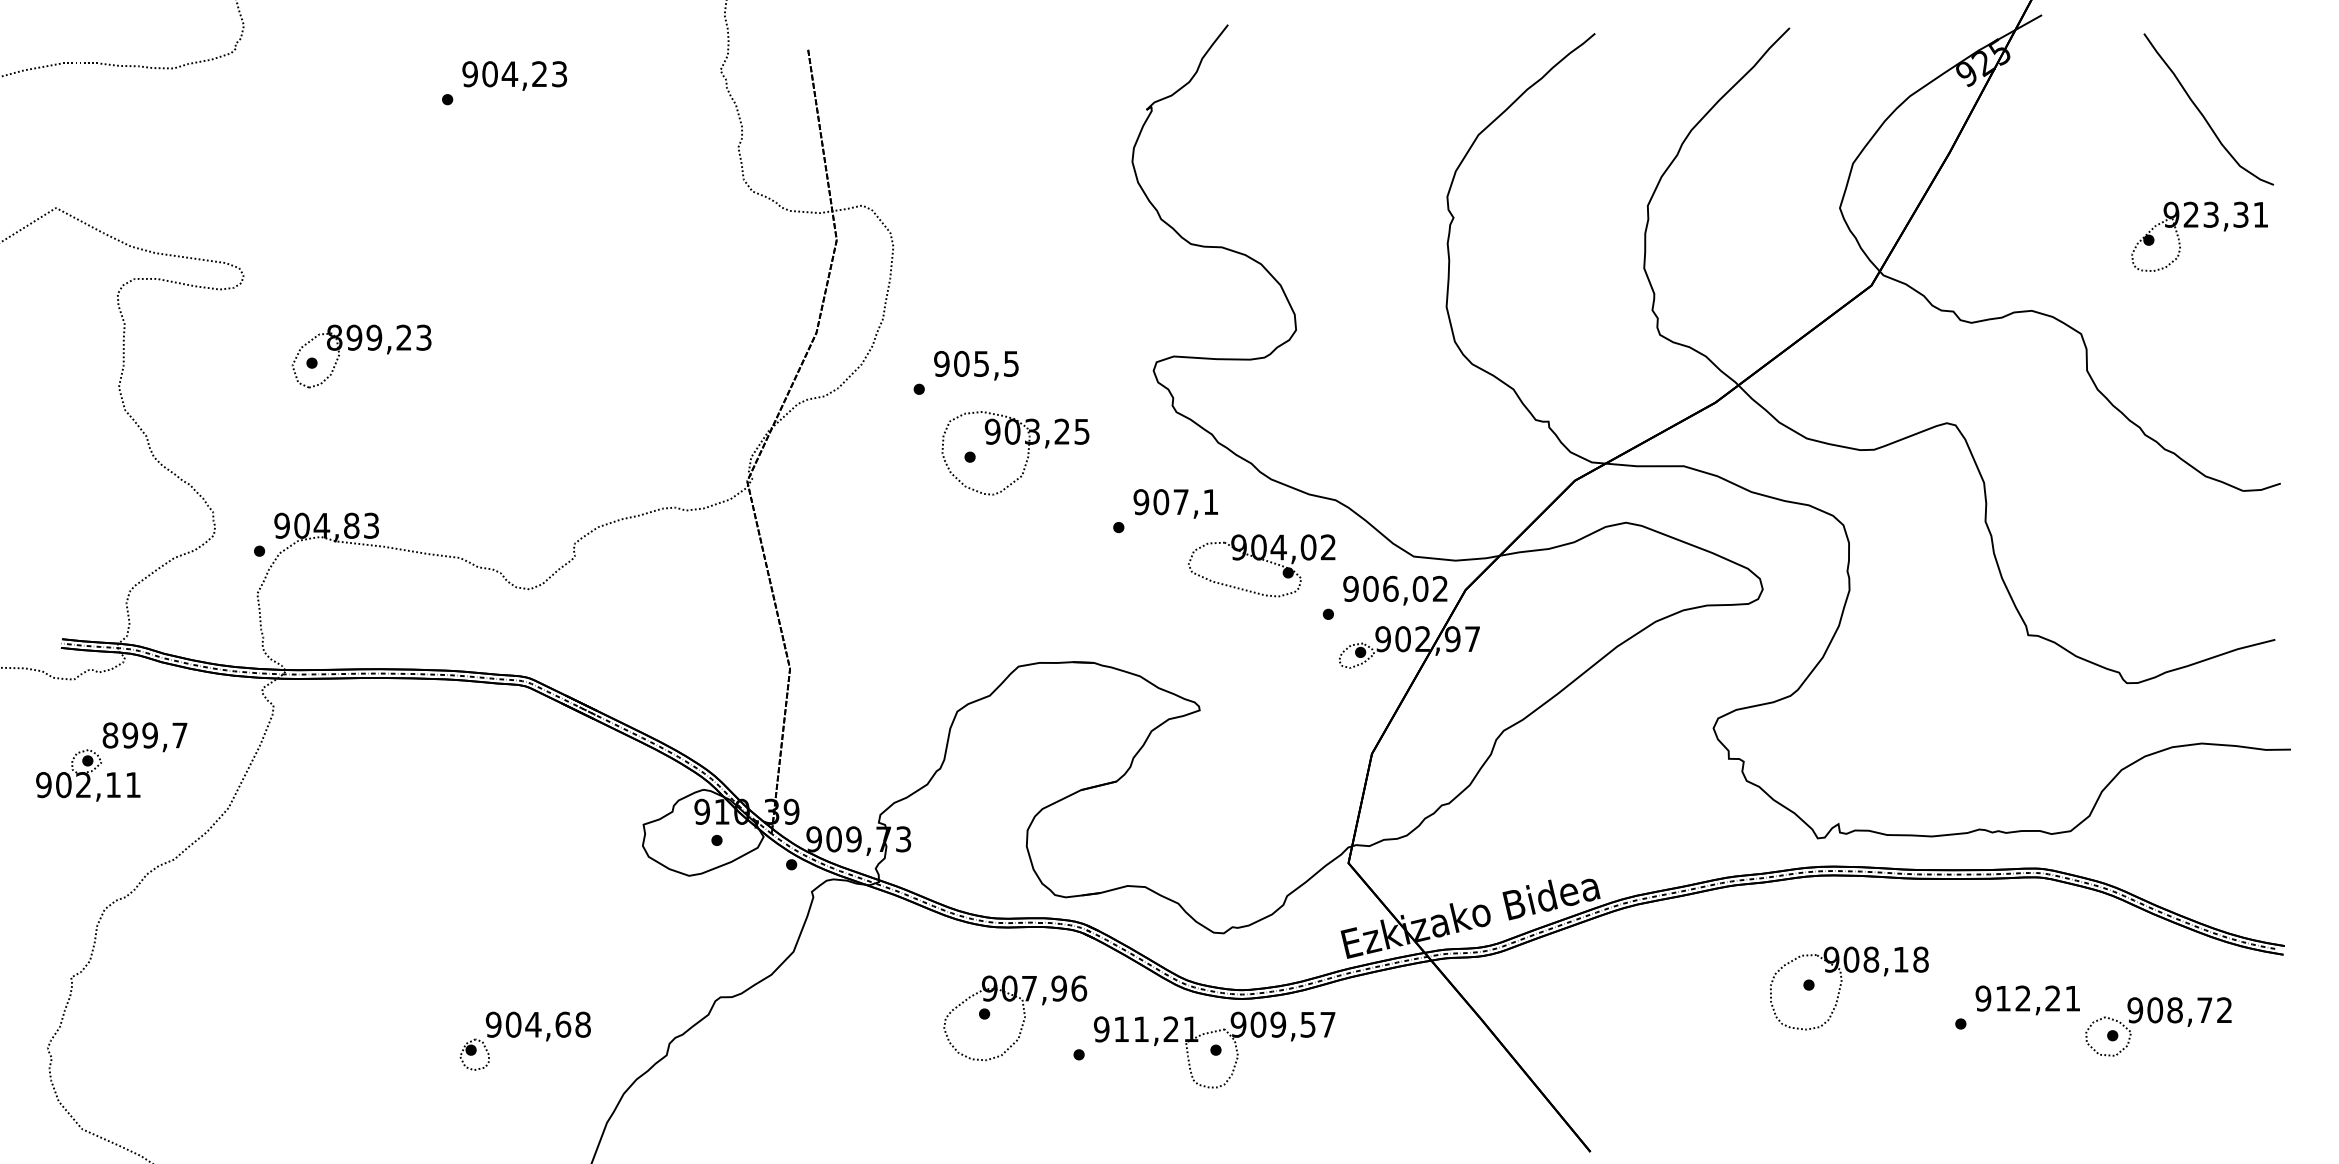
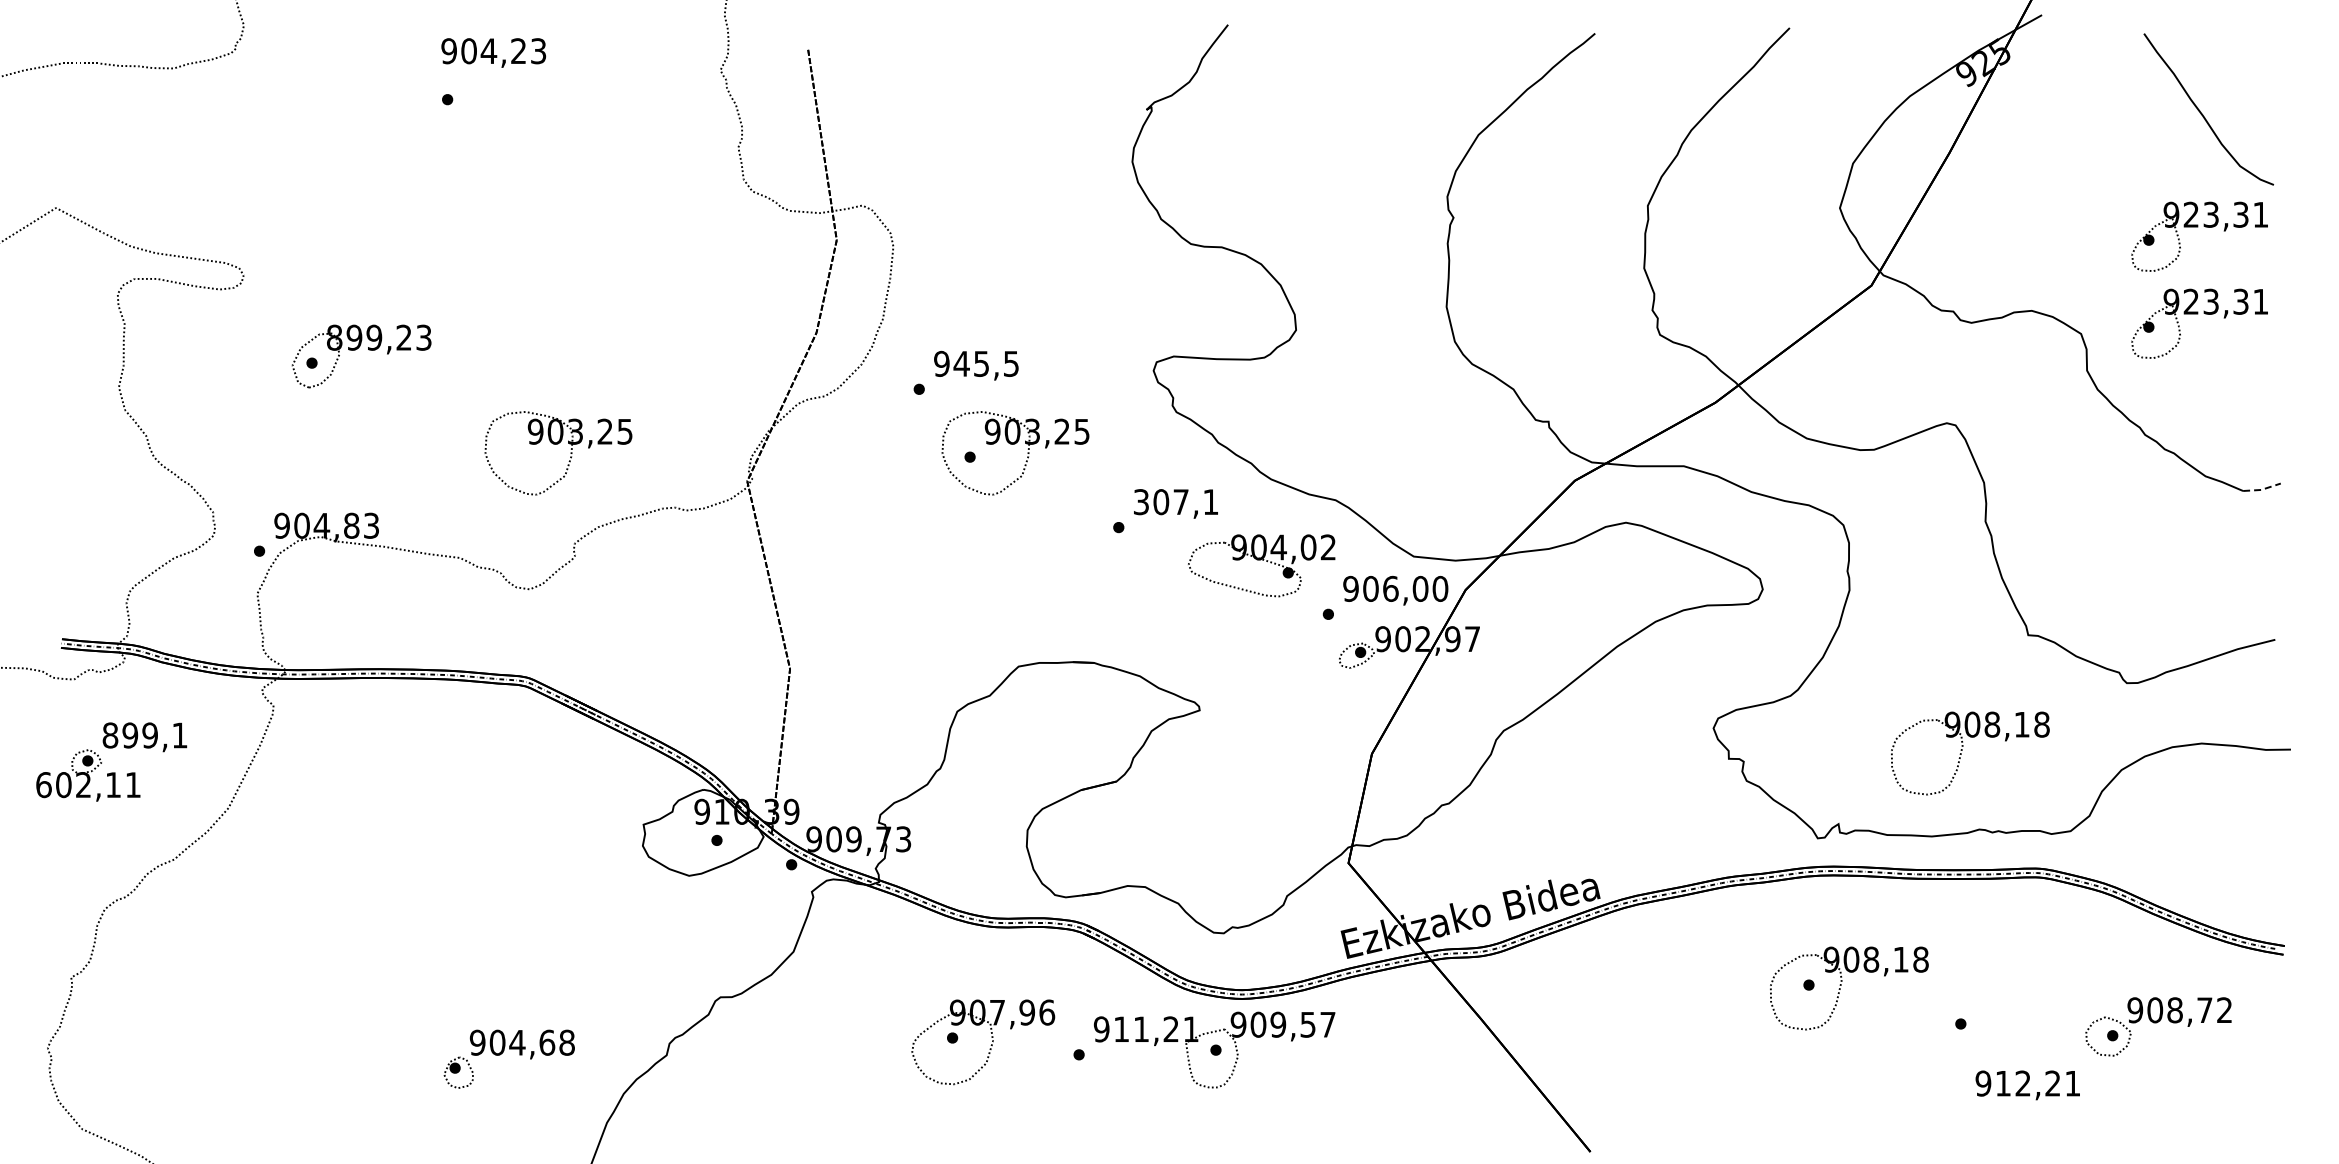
text position: (514, 75) -> (493, 52) (493, 52)
part: none -> present (2198, 314)
text: 905,5 -> 945,5 (961, 363)
part: none -> present (558, 444)
line: solid -> dashed (2262, 489)
text: 907,1 -> 307,1 (1141, 501)
text: 906,02 -> 906,00 (1440, 588)
text: 899,7 -> 899,1 (179, 735)
part: none -> present (1962, 750)
text: 902,11 -> 602,11 (43, 785)
text position: (2027, 1000) -> (2027, 1085) (2027, 1085)
part position: (1022, 1021) -> (990, 1045) (990, 1045)
part position: (519, 1034) -> (503, 1052) (503, 1052)
